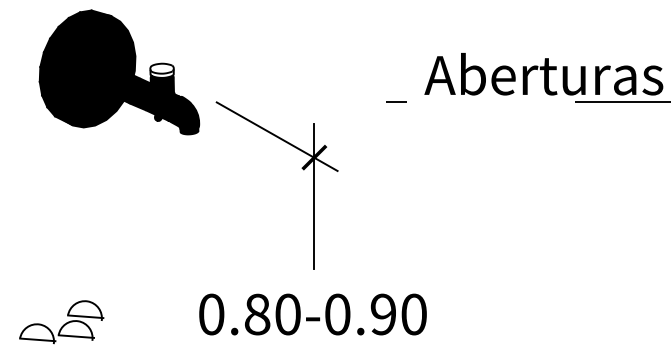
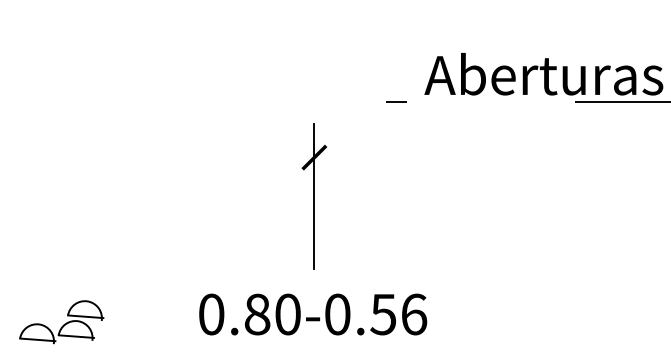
part: present -> none (119, 72)
line: present -> none (276, 136)
text: 0.80-0.90 -> 0.80-0.56 (398, 314)
